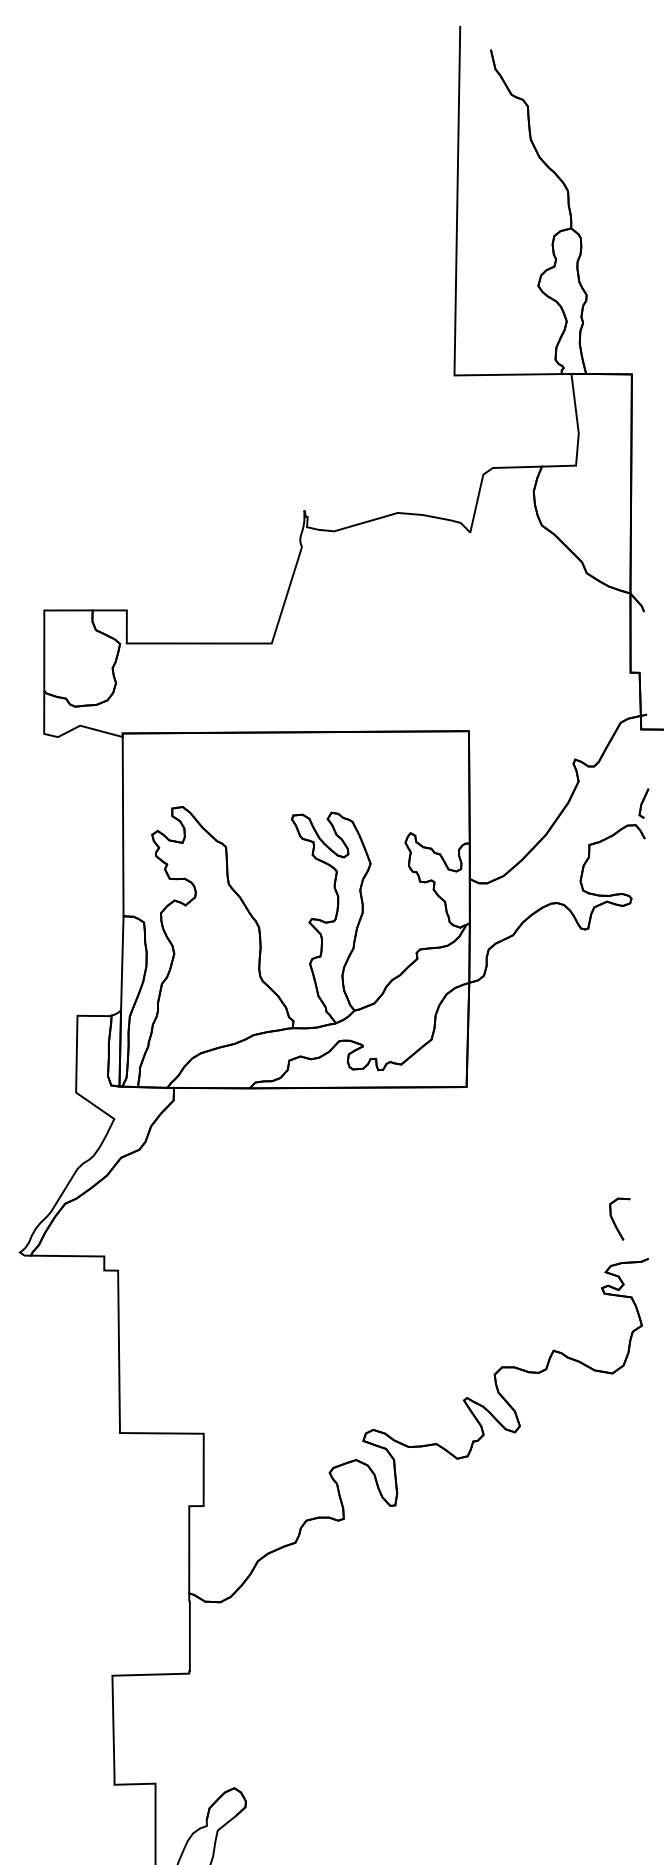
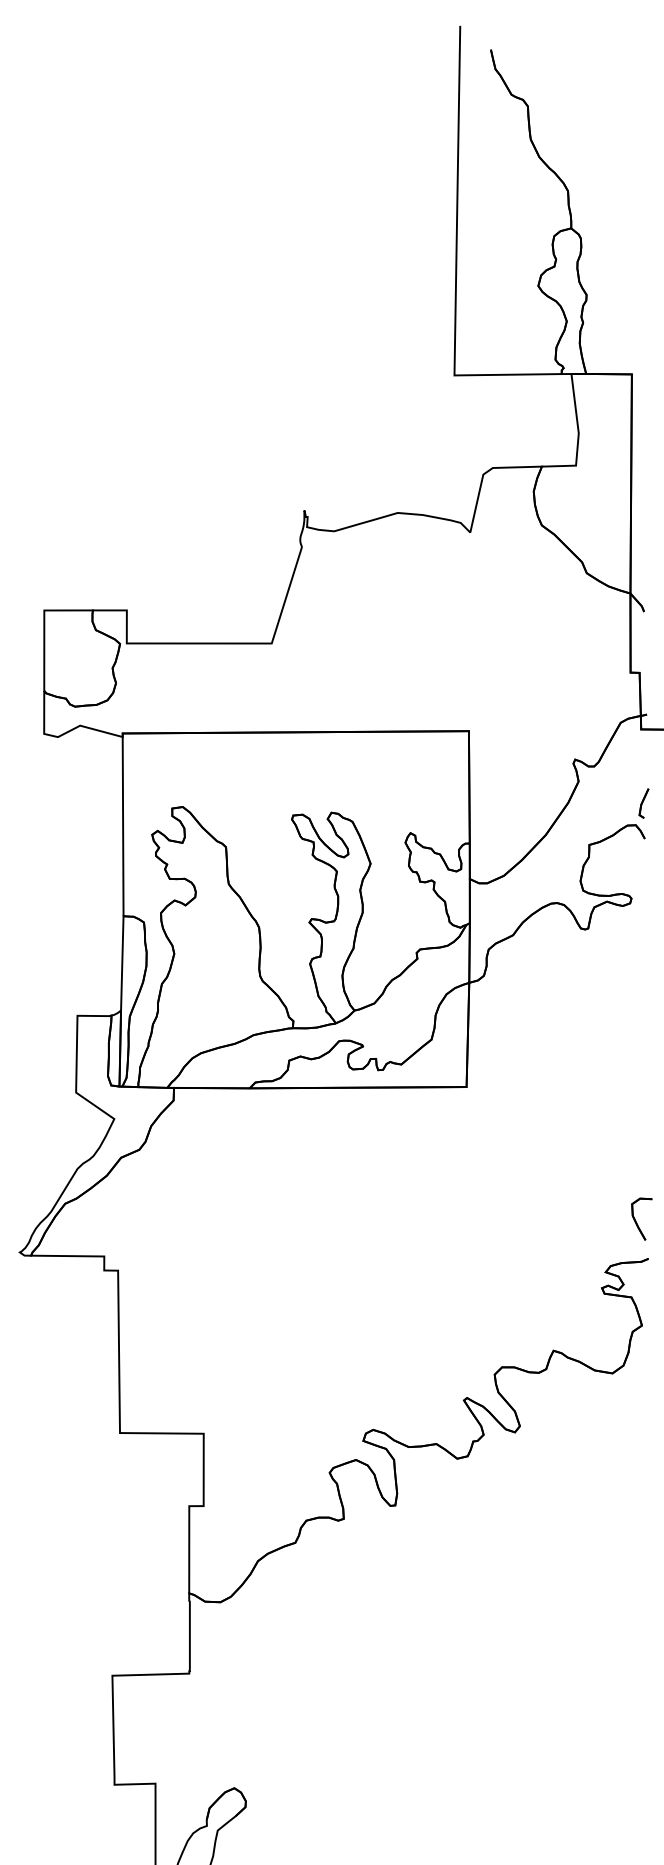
part position: (619, 1218) -> (641, 1218) (641, 1218)
